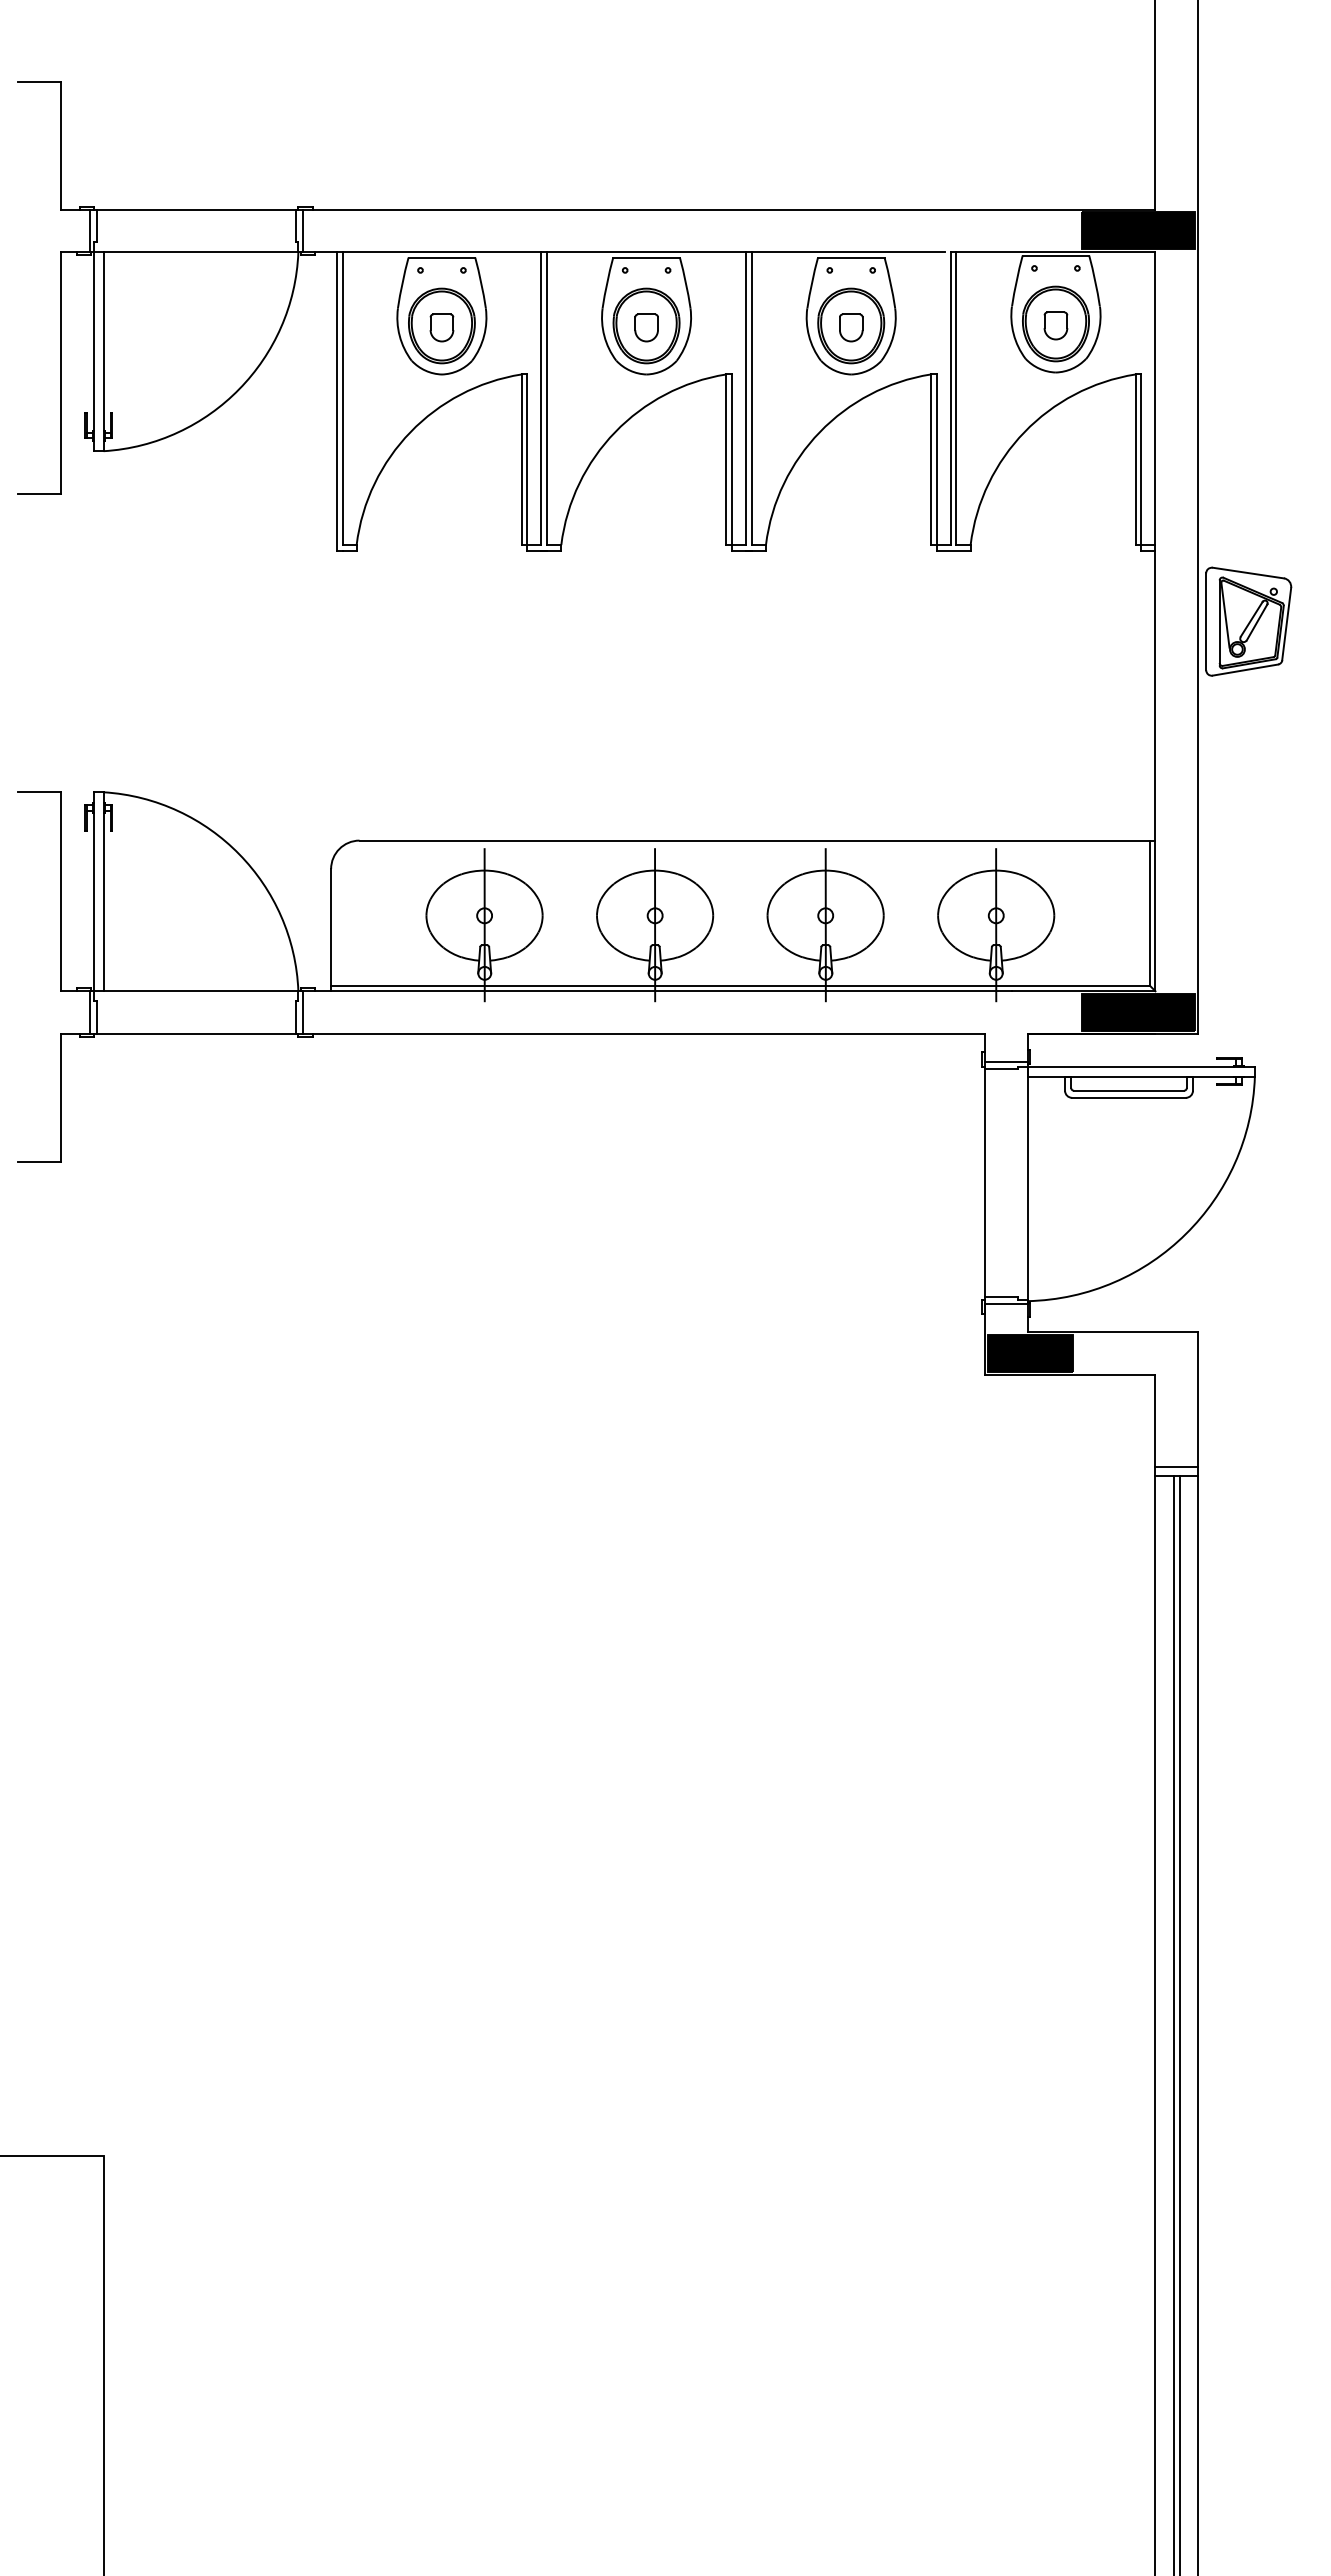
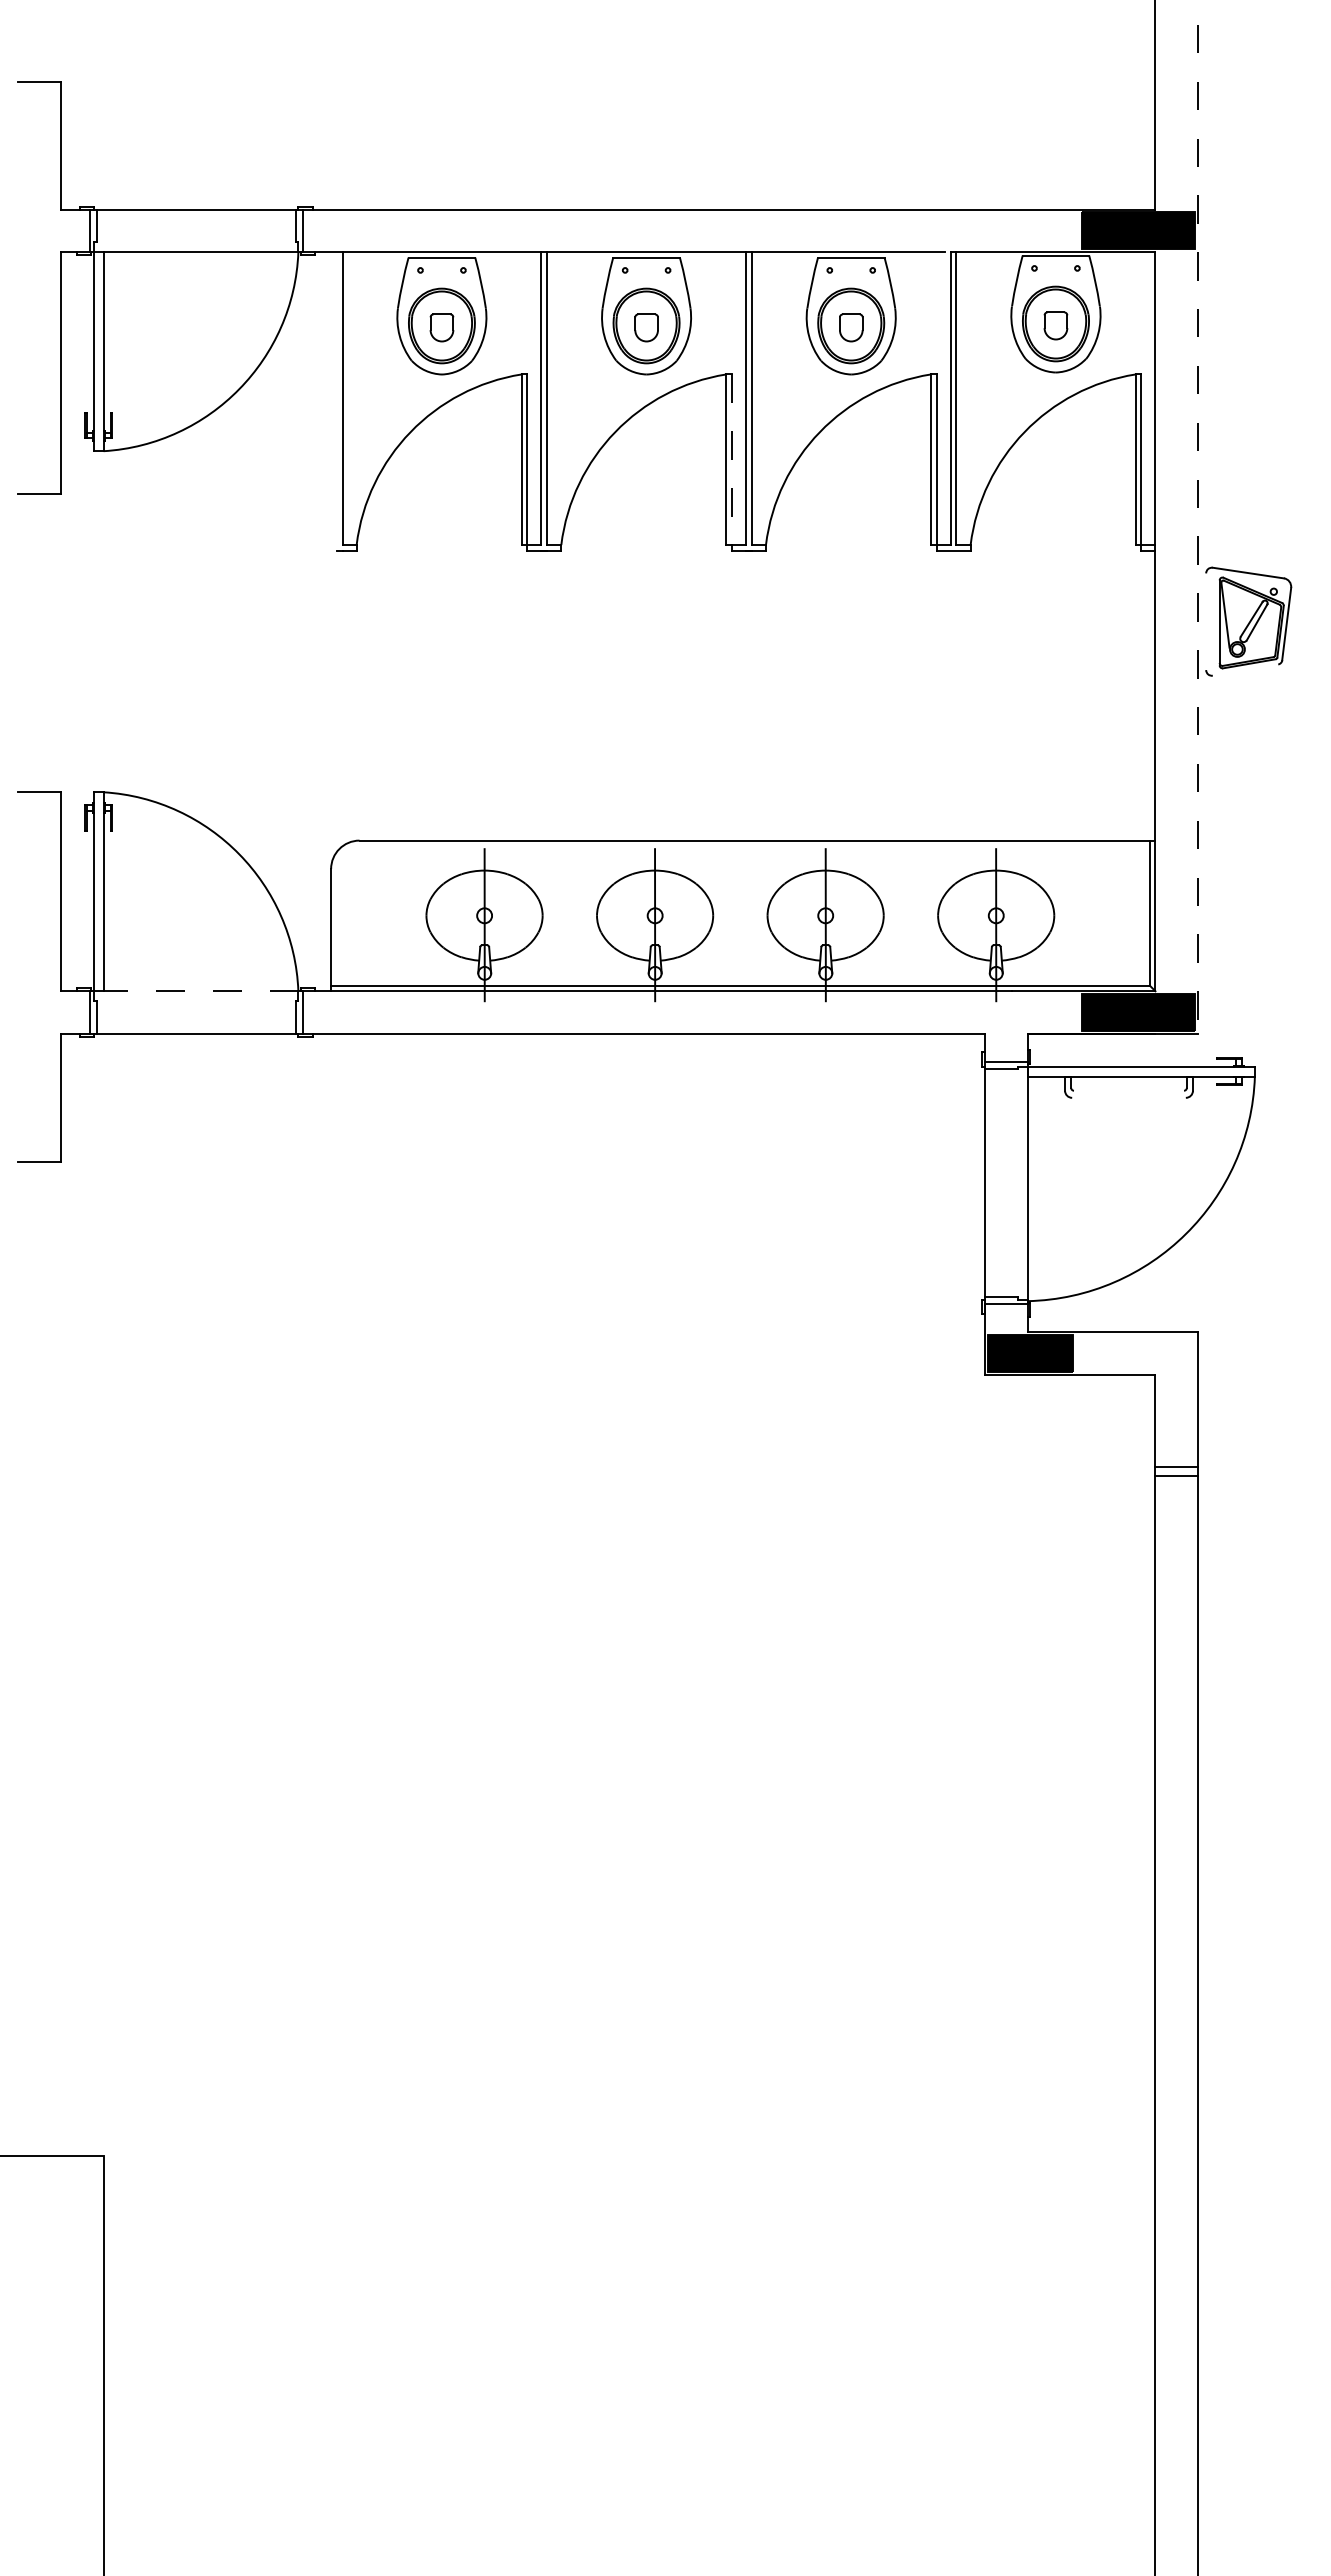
line: present -> none (336, 401)
line: solid -> dashed (731, 460)
line: solid -> dashed (1198, 517)
line: present -> none (1206, 621)
line: present -> none (1245, 669)
line: solid -> dashed (200, 991)
line: present -> none (1129, 1090)
line: present -> none (1128, 1097)
line: present -> none (1173, 2023)
line: present -> none (1179, 2023)
